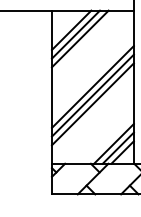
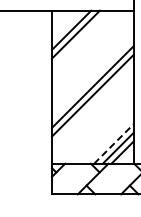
line: present -> none (79, 38)
line: present -> none (92, 104)
line: solid -> dashed (114, 143)
